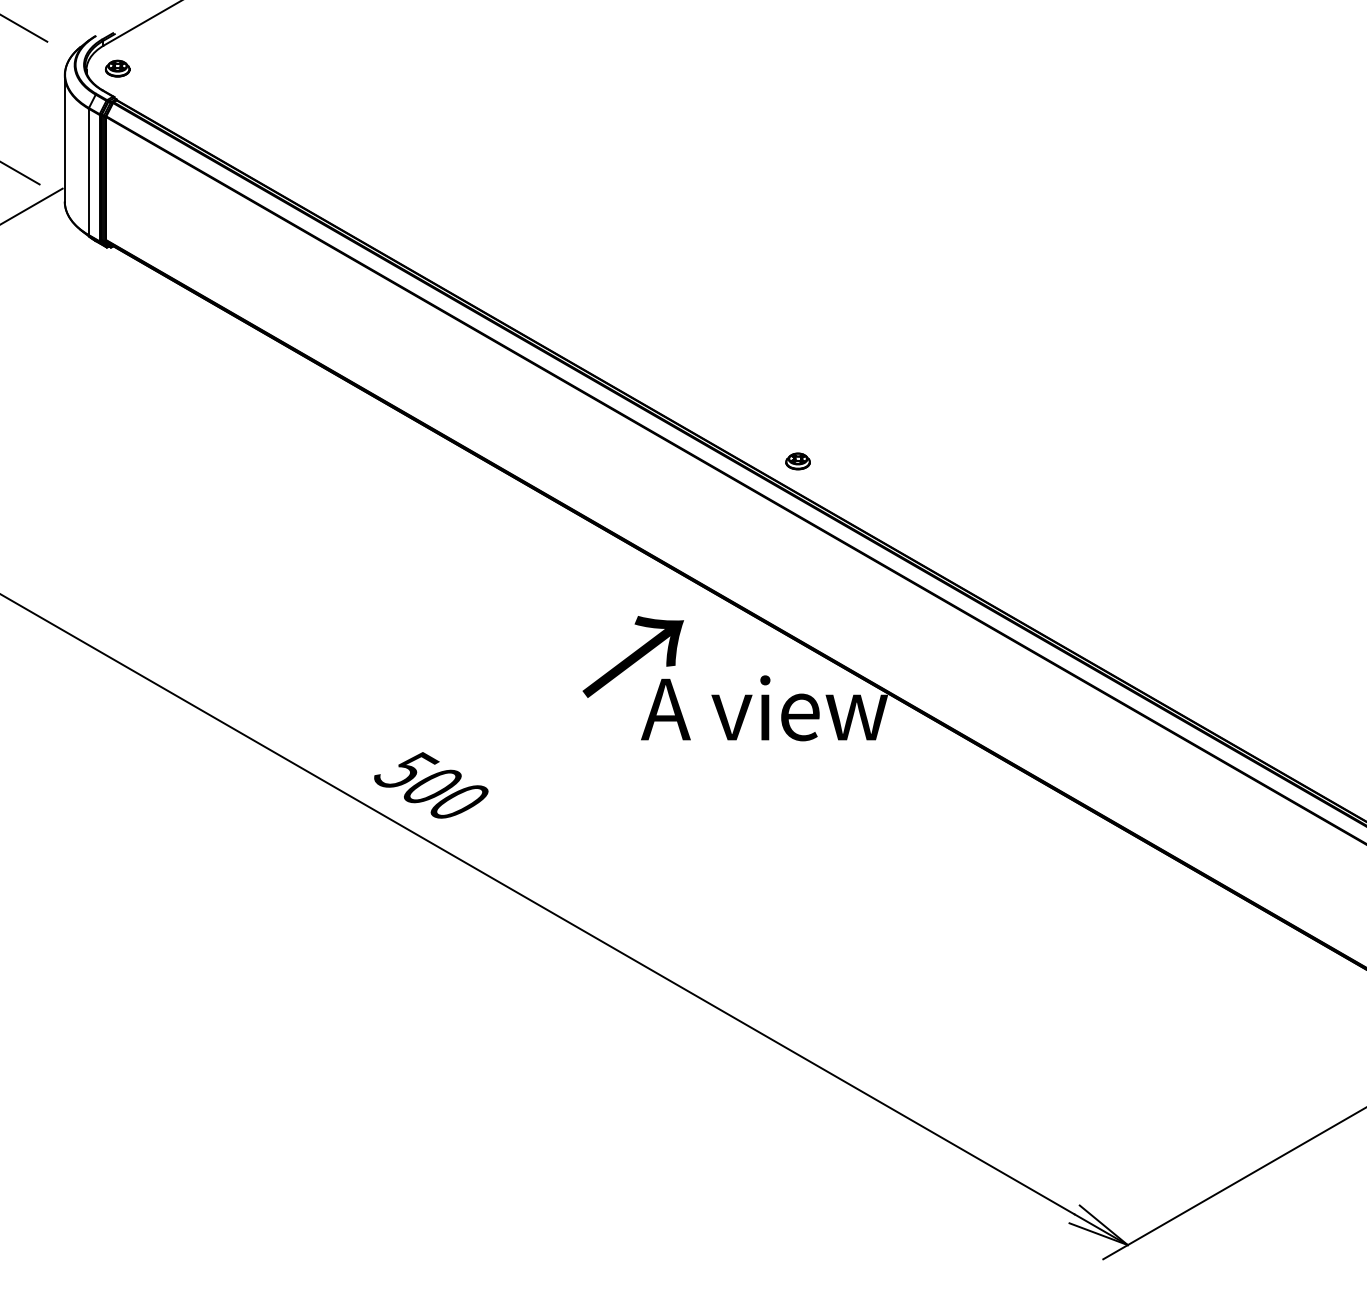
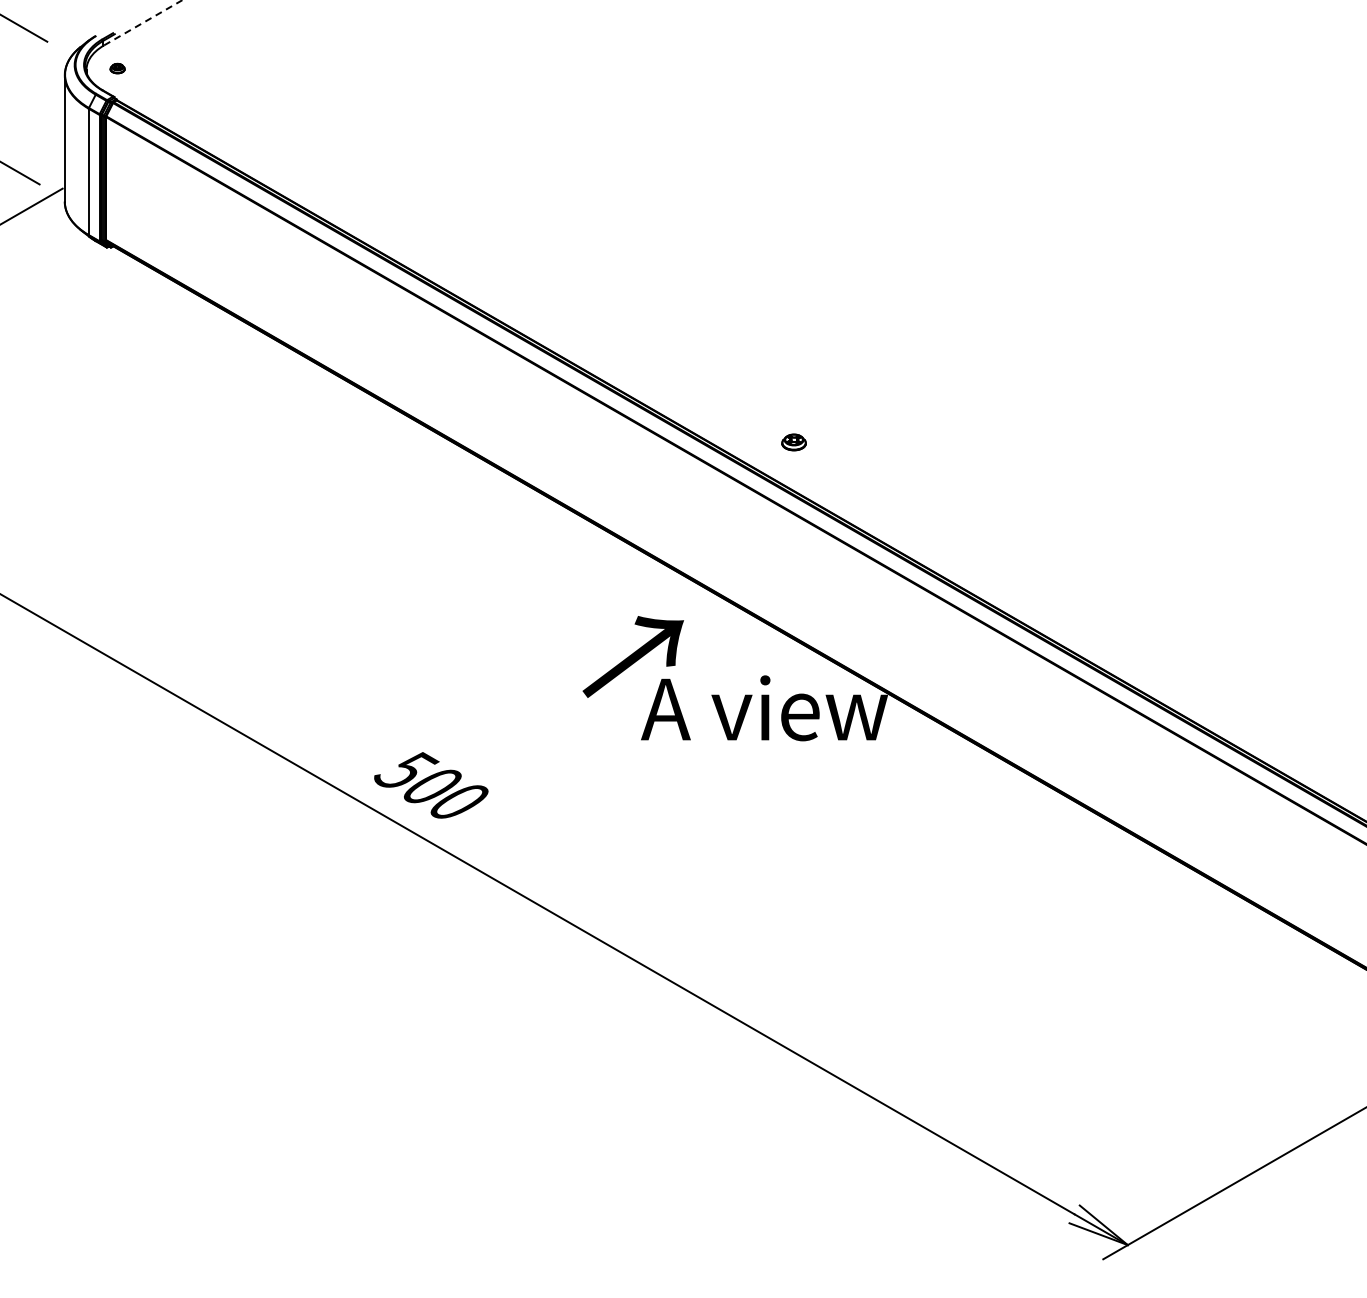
line: solid -> dashed (143, 22)
part size: 27x19 px -> 17x13 px (117, 68)
part position: (797, 461) -> (793, 442) (793, 442)
